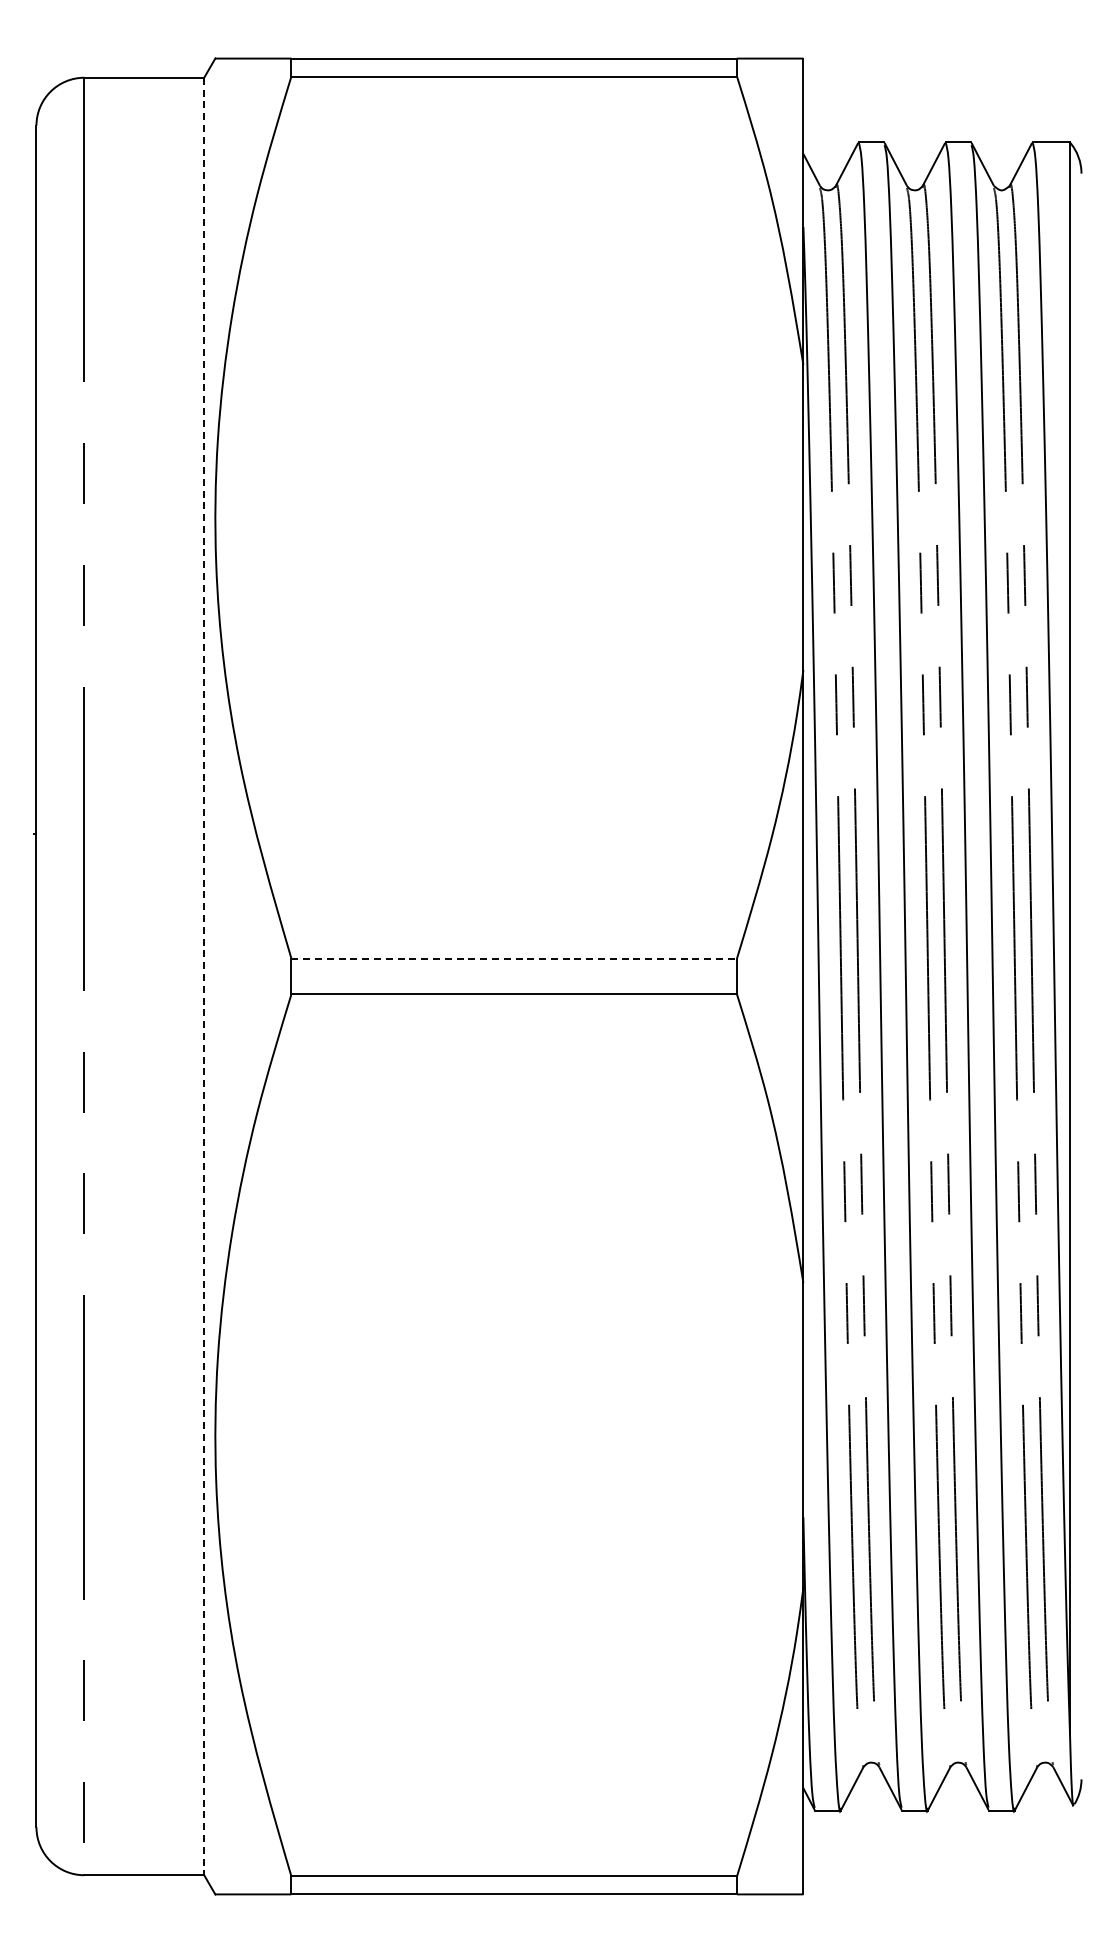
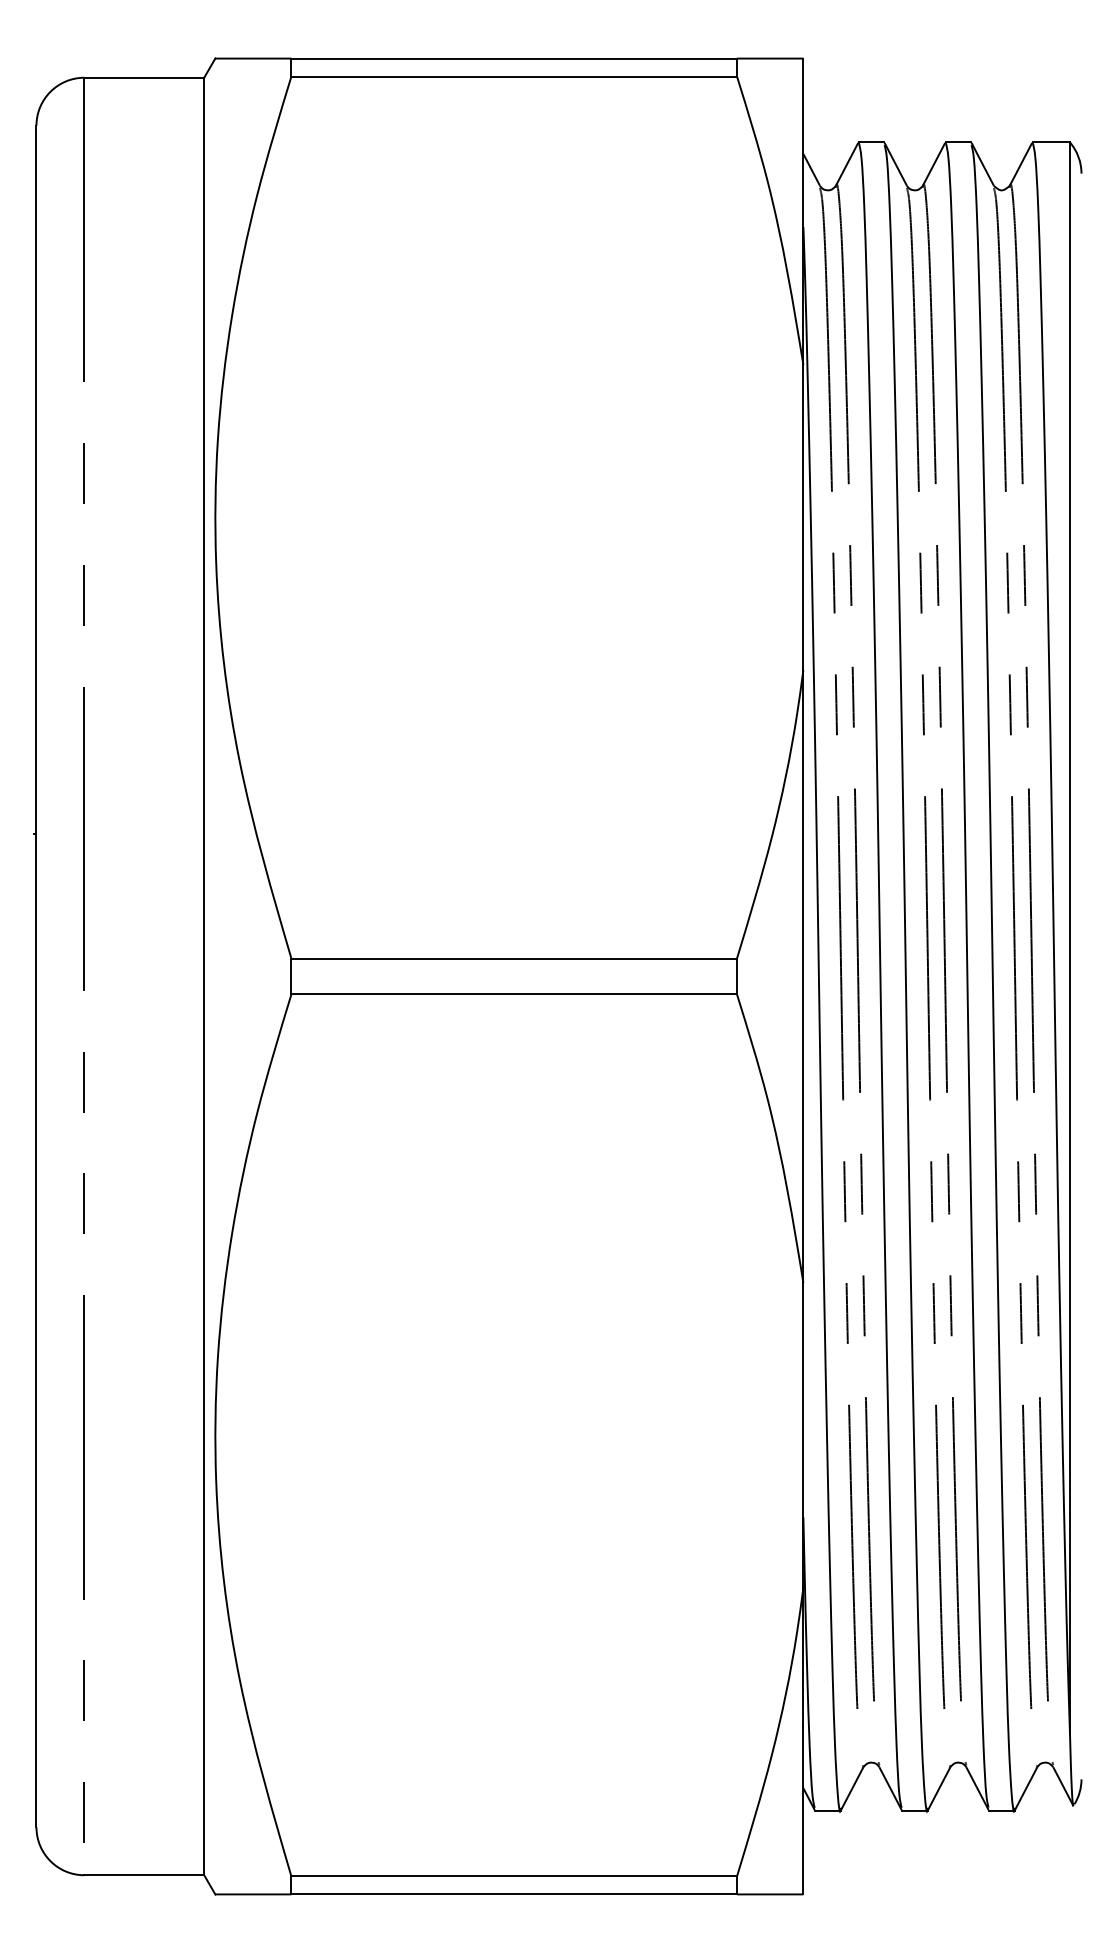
line: dashed -> solid (514, 958)
line: dashed -> solid (204, 976)
